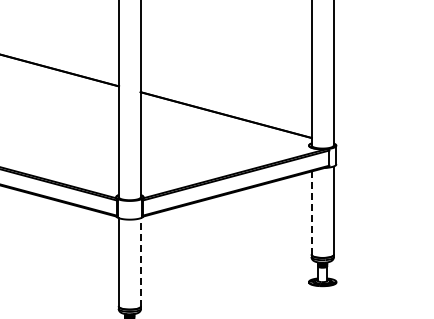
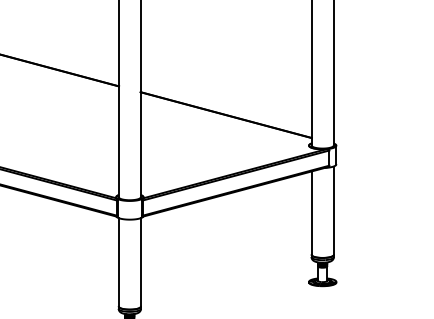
line: dashed -> solid (311, 213)
line: dashed -> solid (140, 261)
